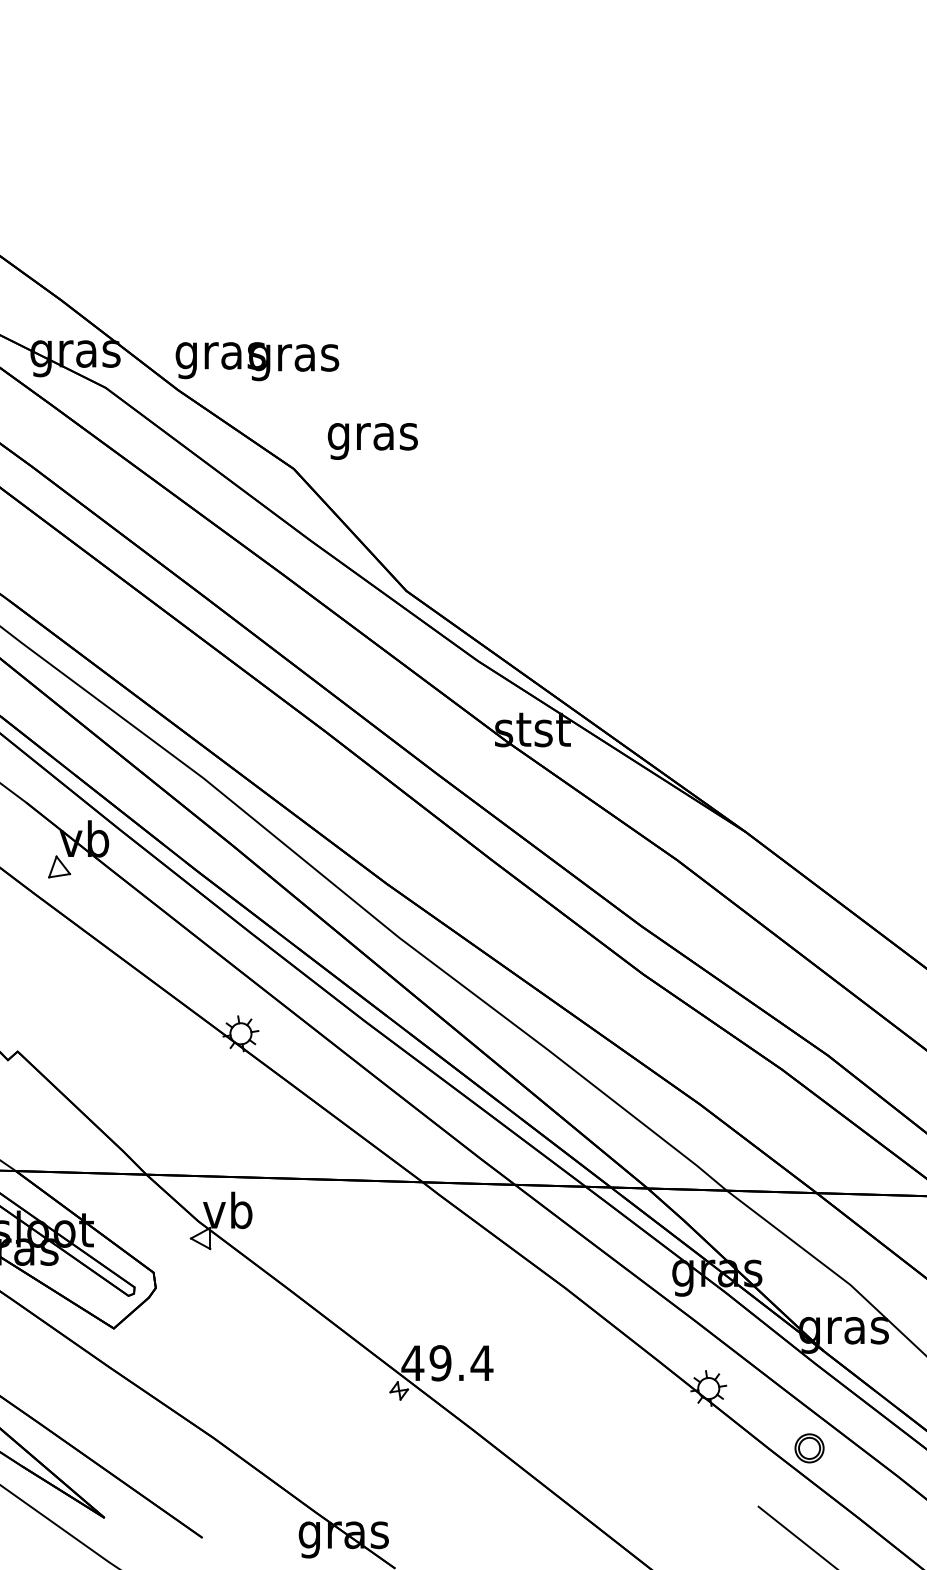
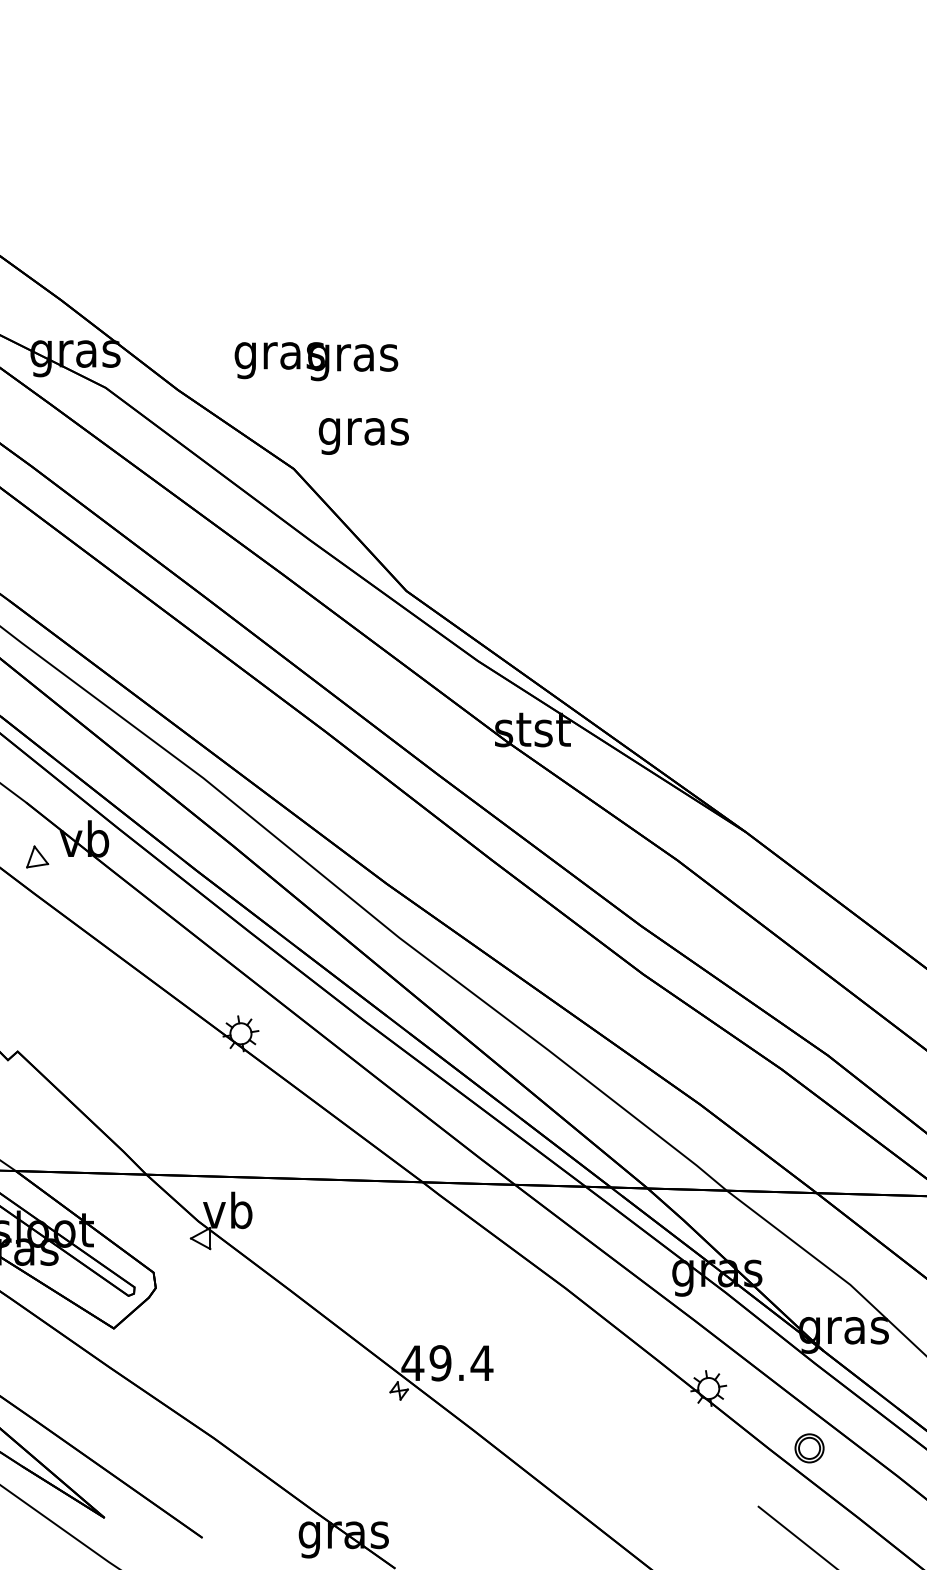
text position: (257, 361) -> (316, 361) (316, 361)
text position: (372, 441) -> (363, 436) (363, 436)
part position: (59, 866) -> (37, 856) (37, 856)
